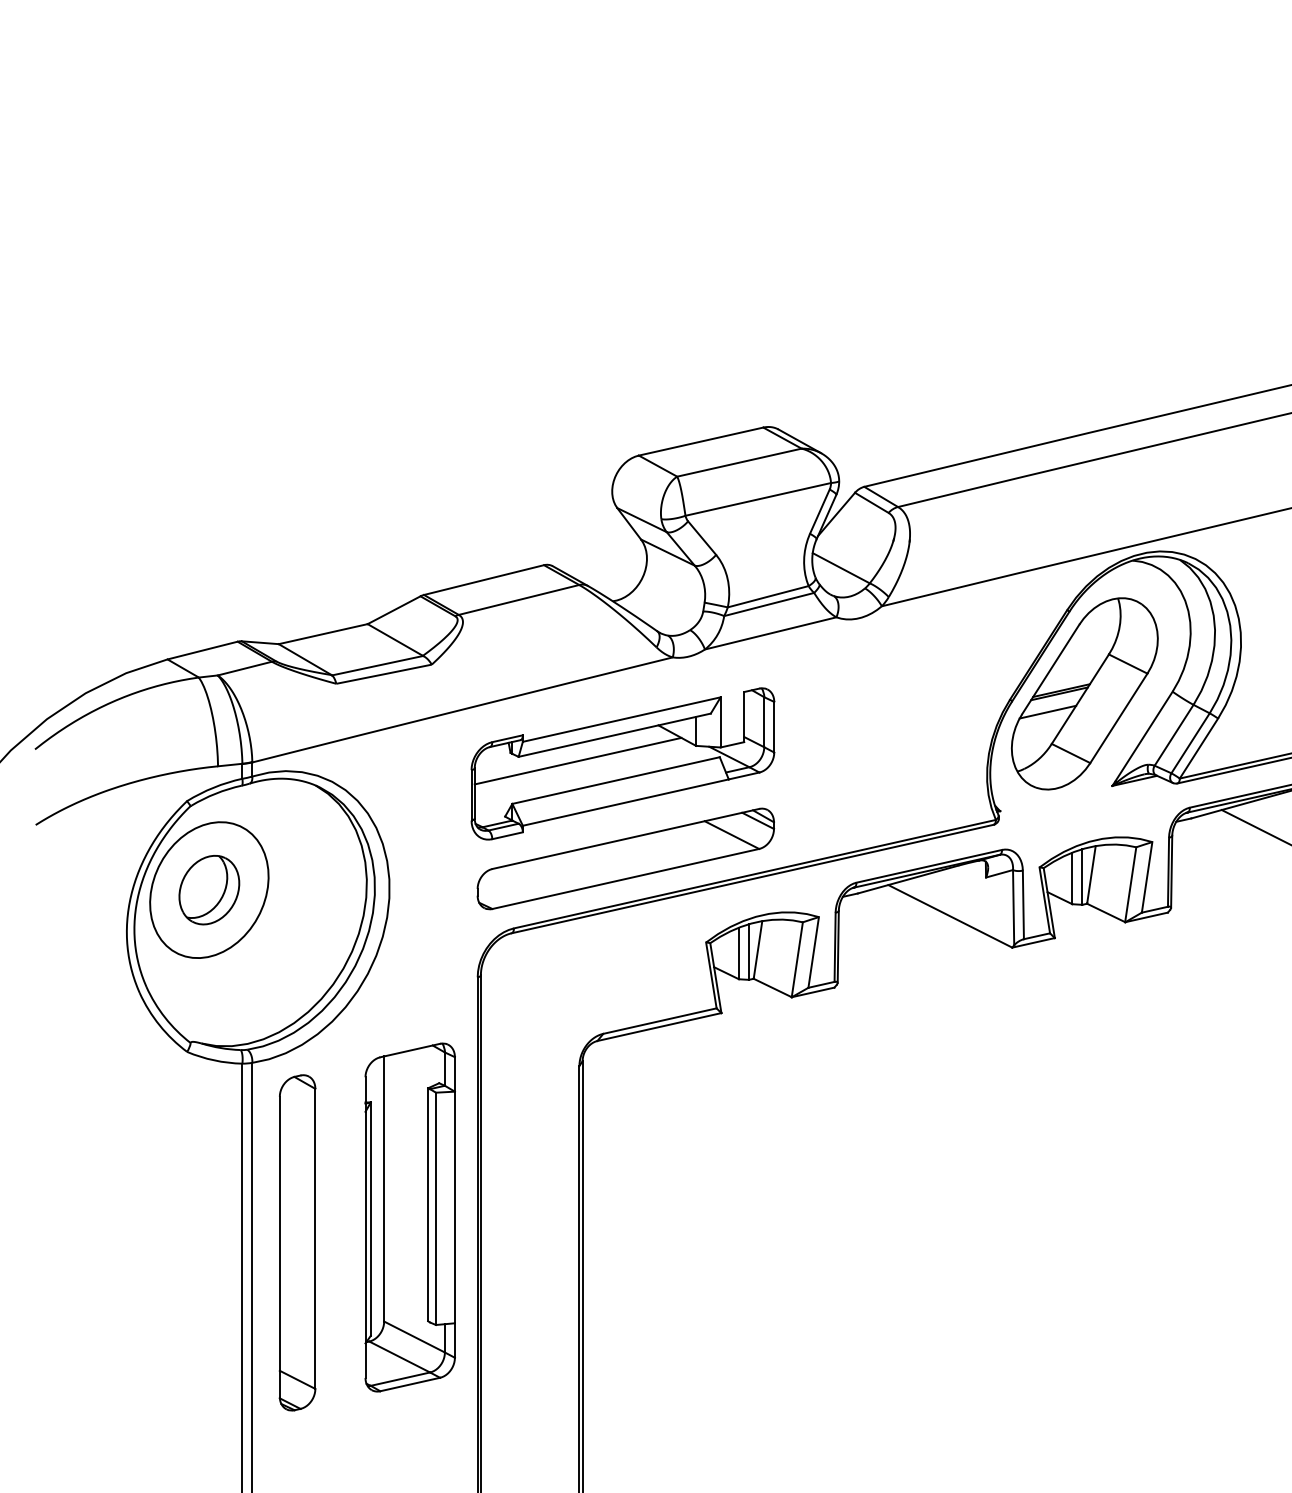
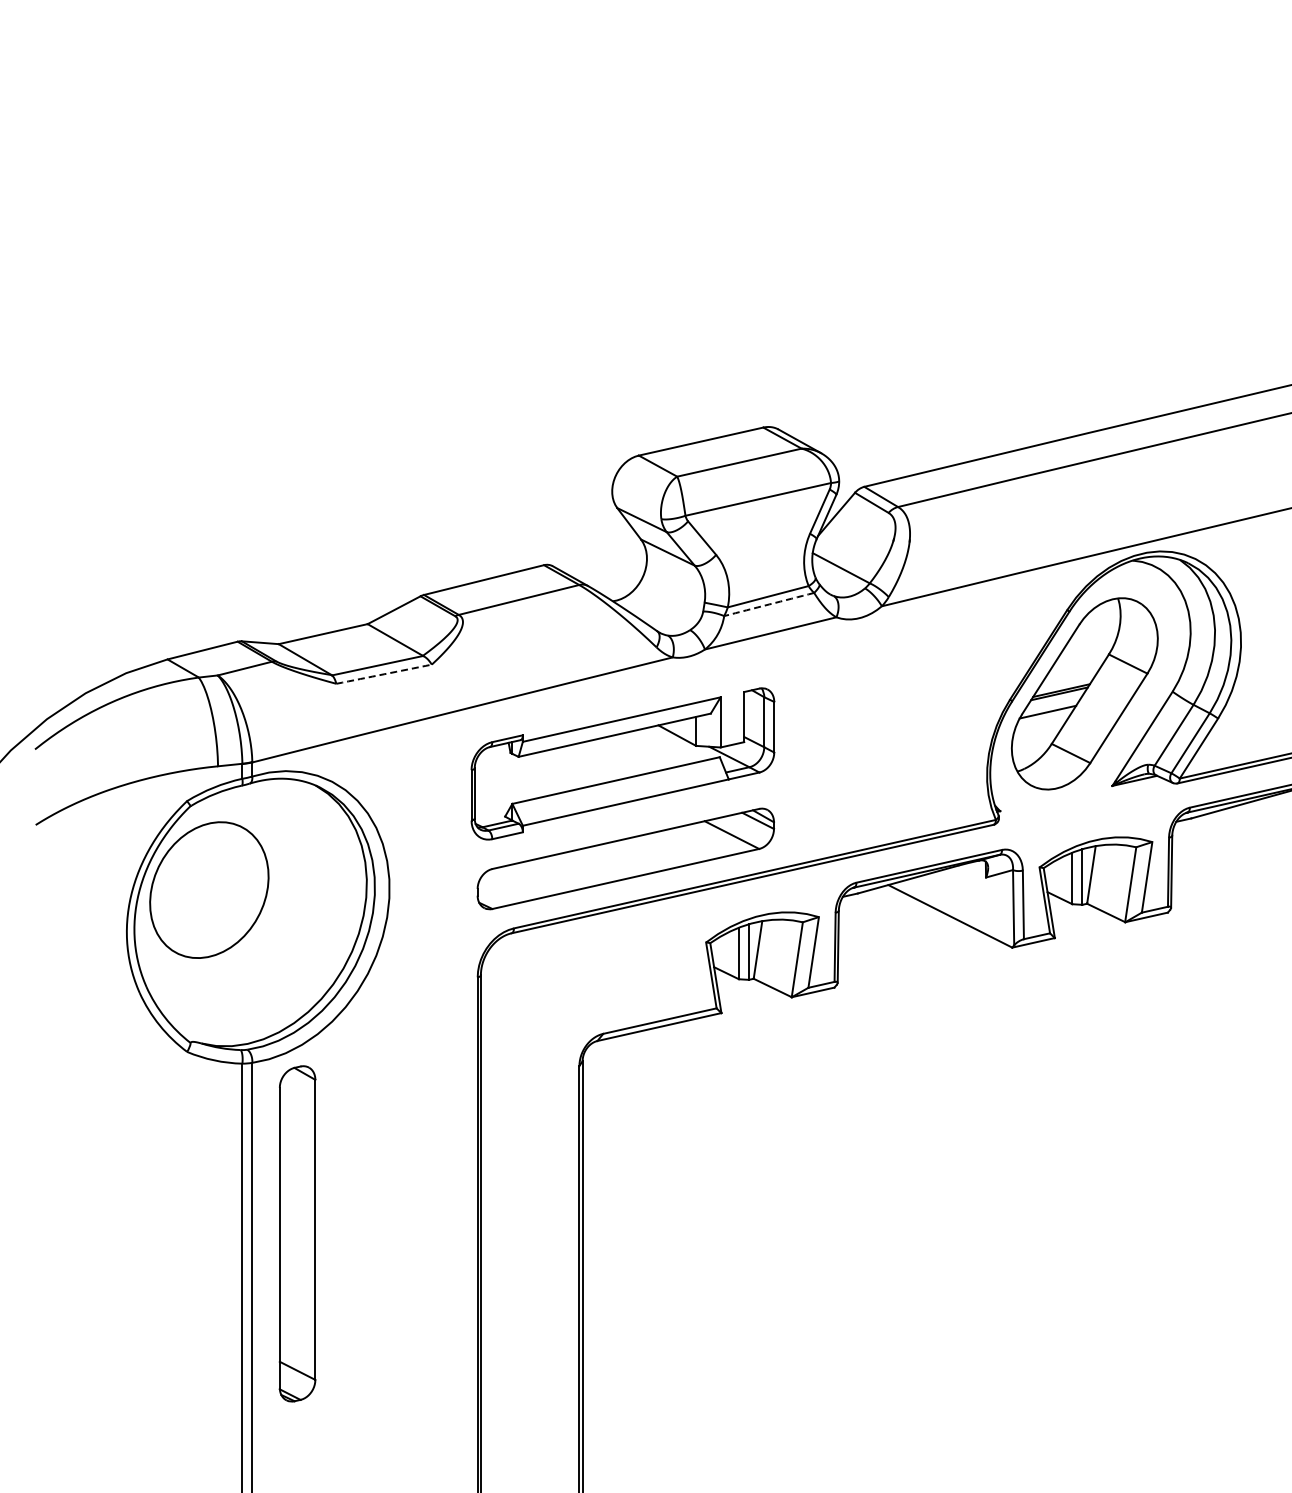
arc: solid -> dashed (769, 604)
arc: solid -> dashed (384, 674)
line: present -> none (577, 760)
line: present -> none (1254, 826)
part: present -> none (209, 890)
part: present -> none (409, 1217)
part position: (297, 1242) -> (297, 1233) (297, 1233)
